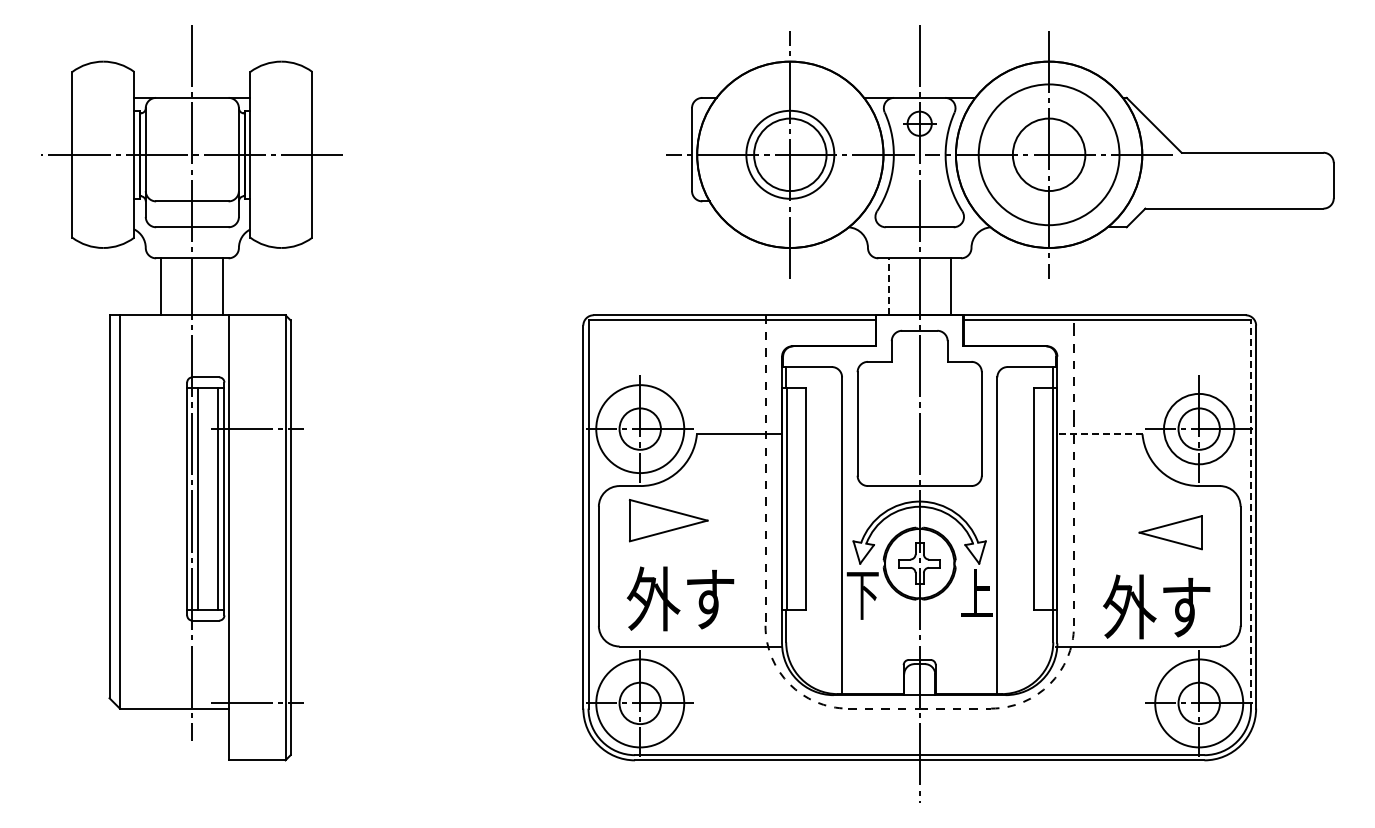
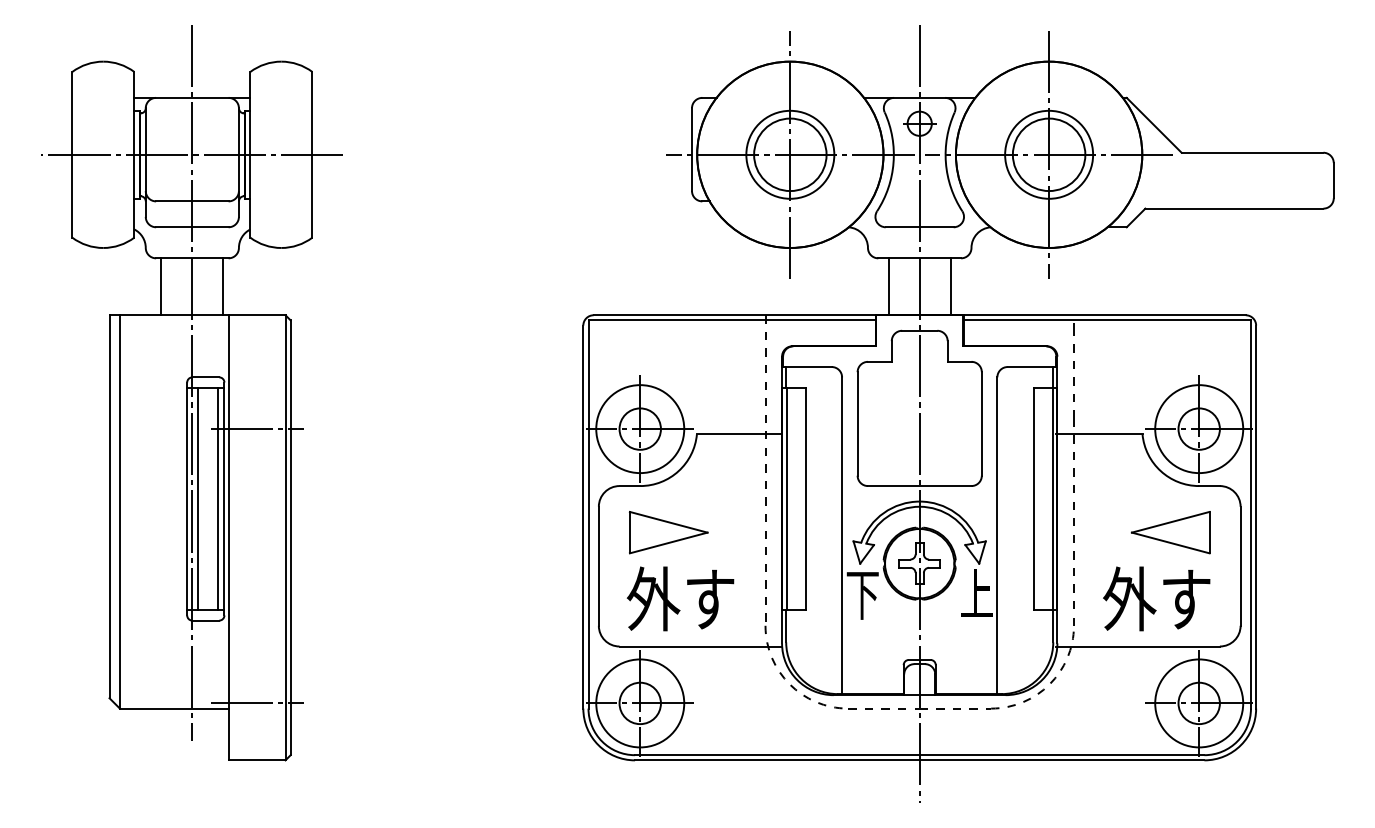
circle diameter: 141 px -> 88 px (1049, 154)
line: dashed -> solid (888, 286)
circle diameter: 70 px -> 88 px (1199, 429)
line: dashed -> solid (1098, 434)
line: dashed -> solid (1250, 514)
part position: (668, 520) -> (668, 532) (668, 532)
part size: 65x36 px -> 81x44 px (1170, 532)
text position: (1156, 606) -> (1156, 598) (1156, 598)
